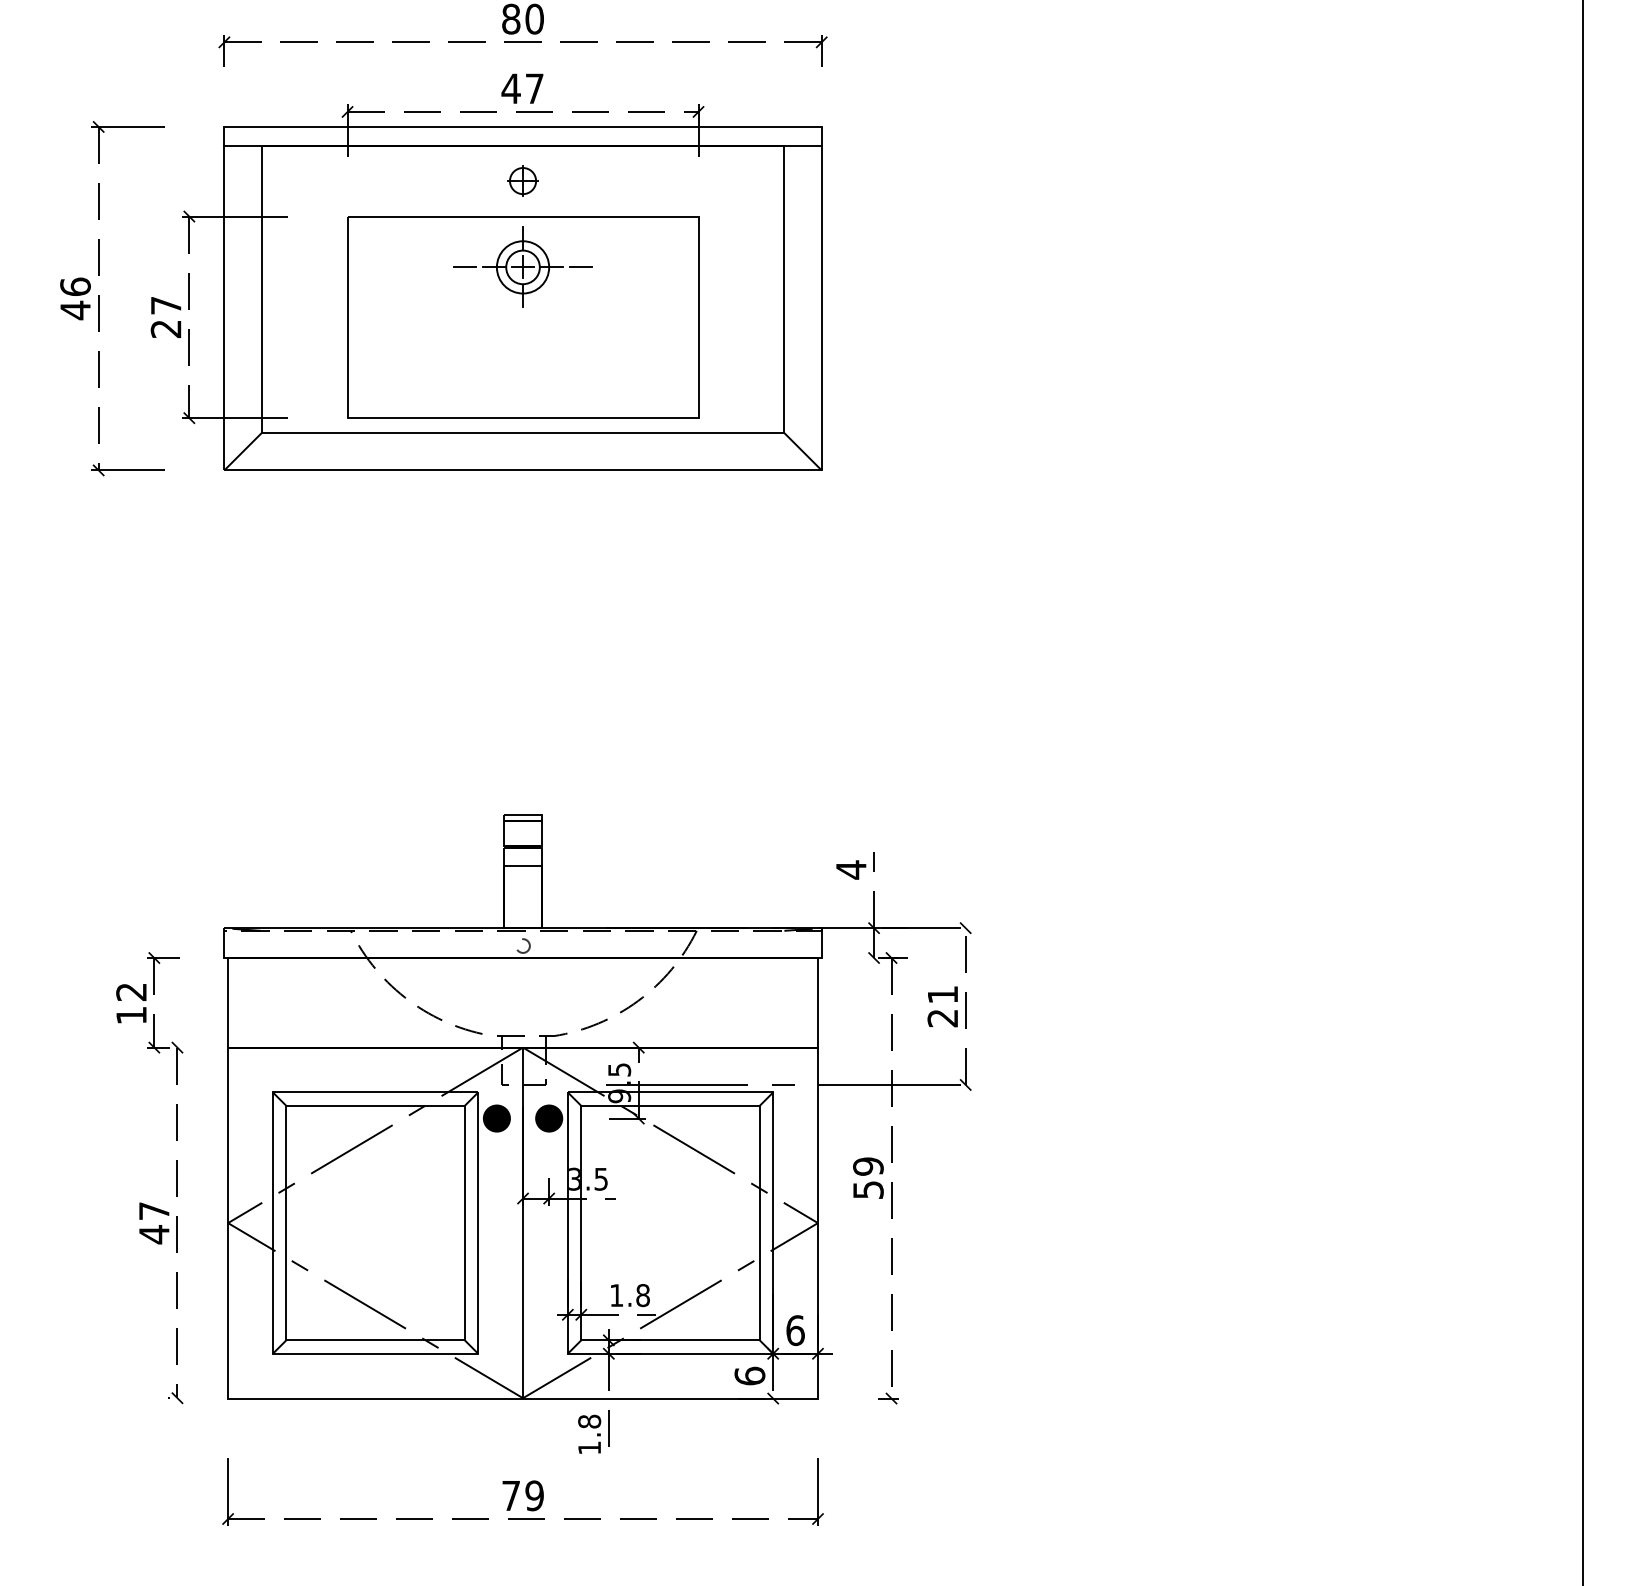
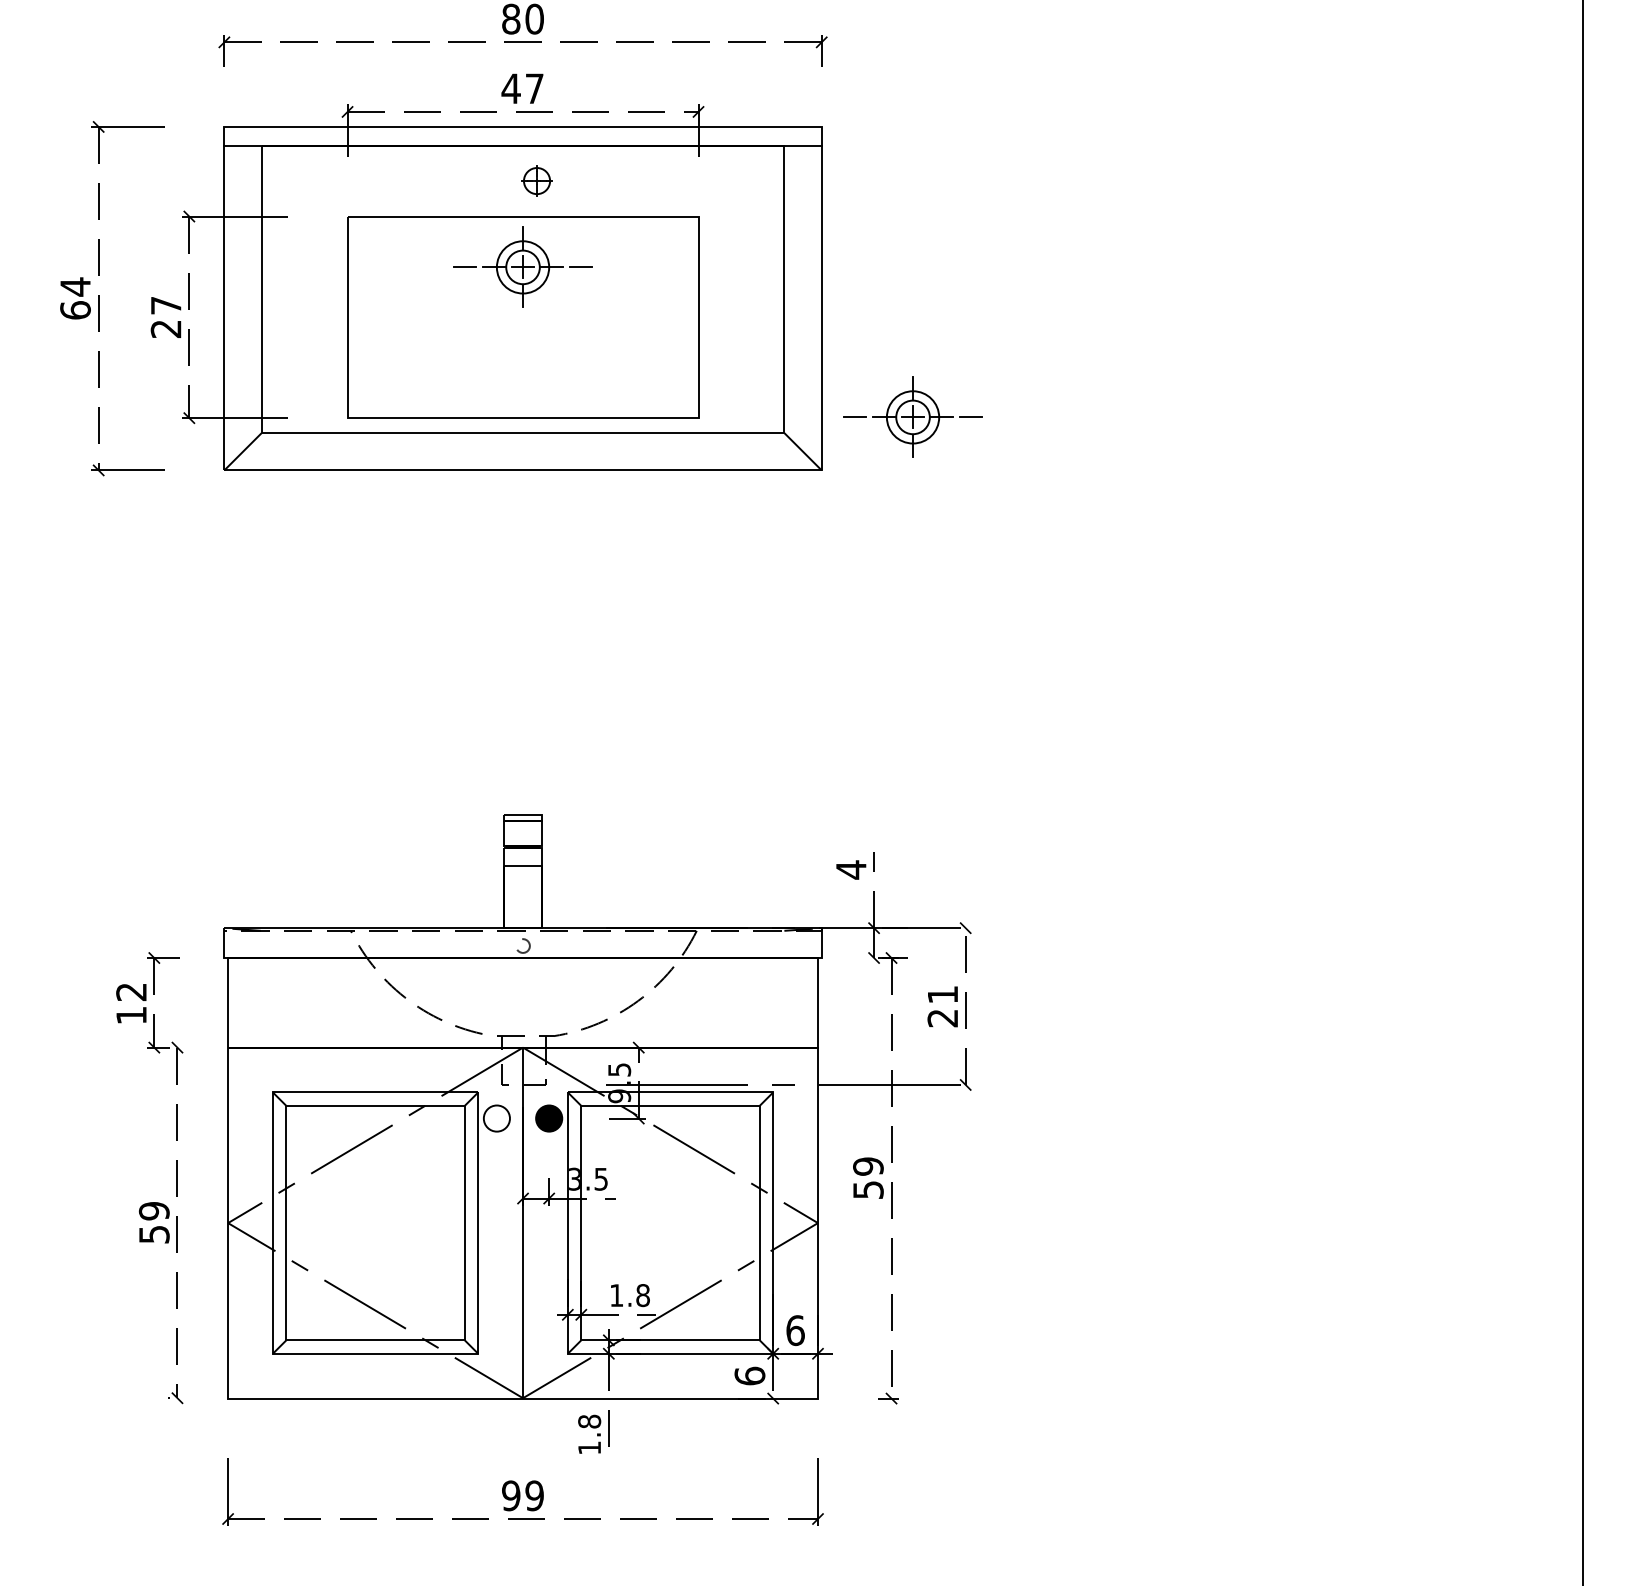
part position: (522, 180) -> (536, 180) (536, 180)
text: 46 -> 64 (75, 298)
part: none -> present (912, 416)
fill: present -> none (496, 1118)
text: 47 -> 59 (153, 1223)
text: 79 -> 99 (511, 1495)
